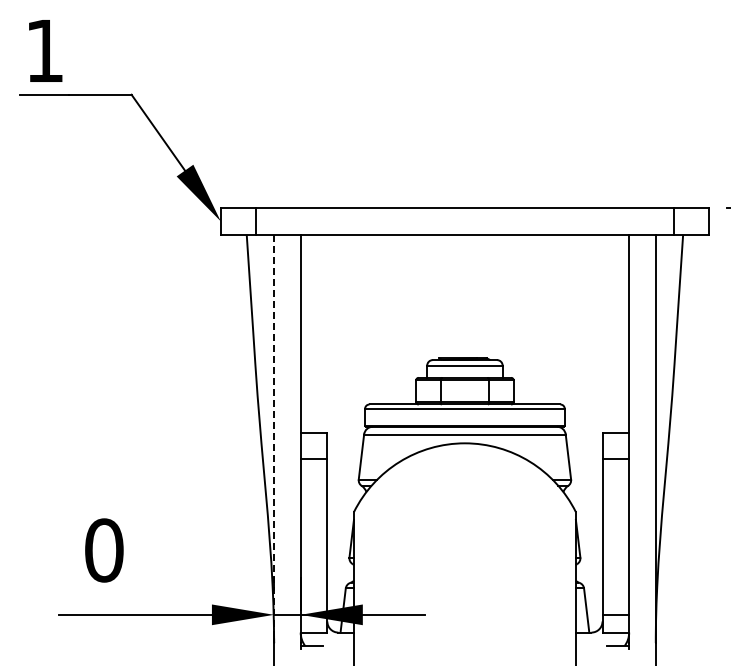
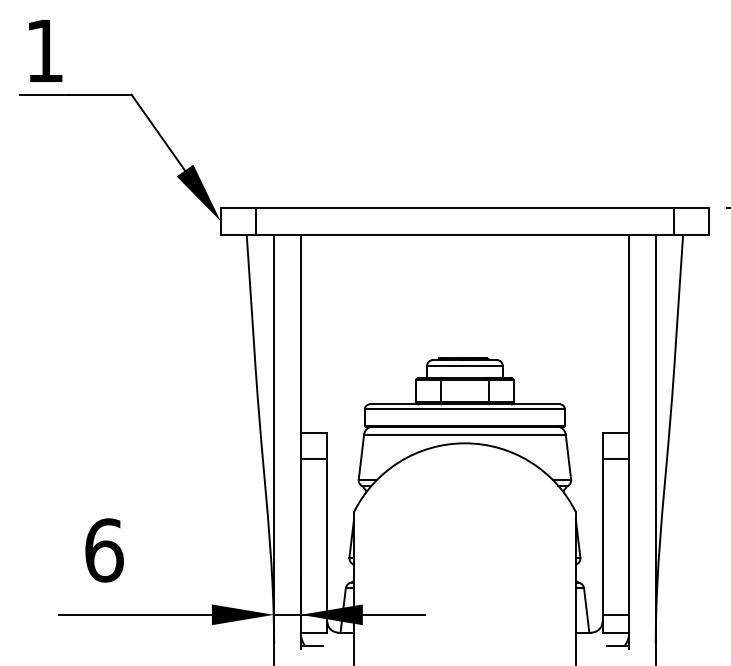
line: dashed -> solid (274, 439)
text: 0 -> 6 (104, 550)
